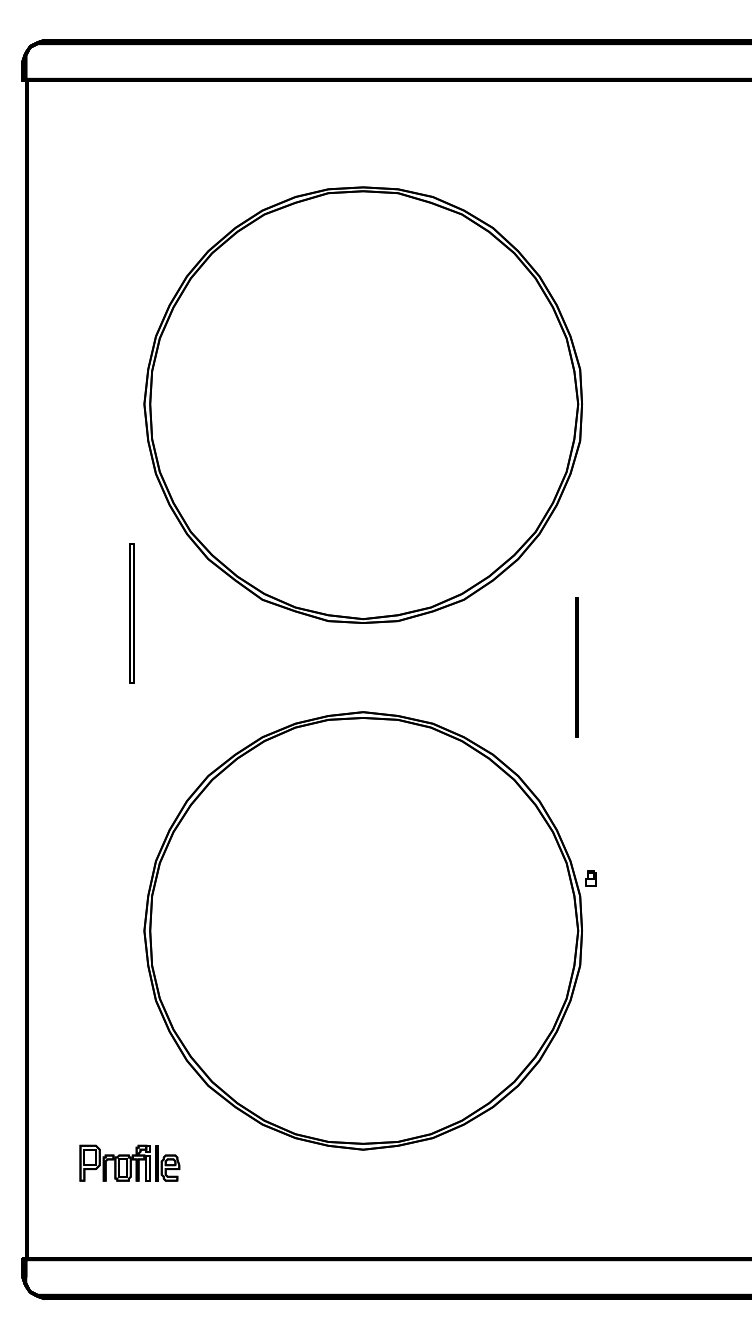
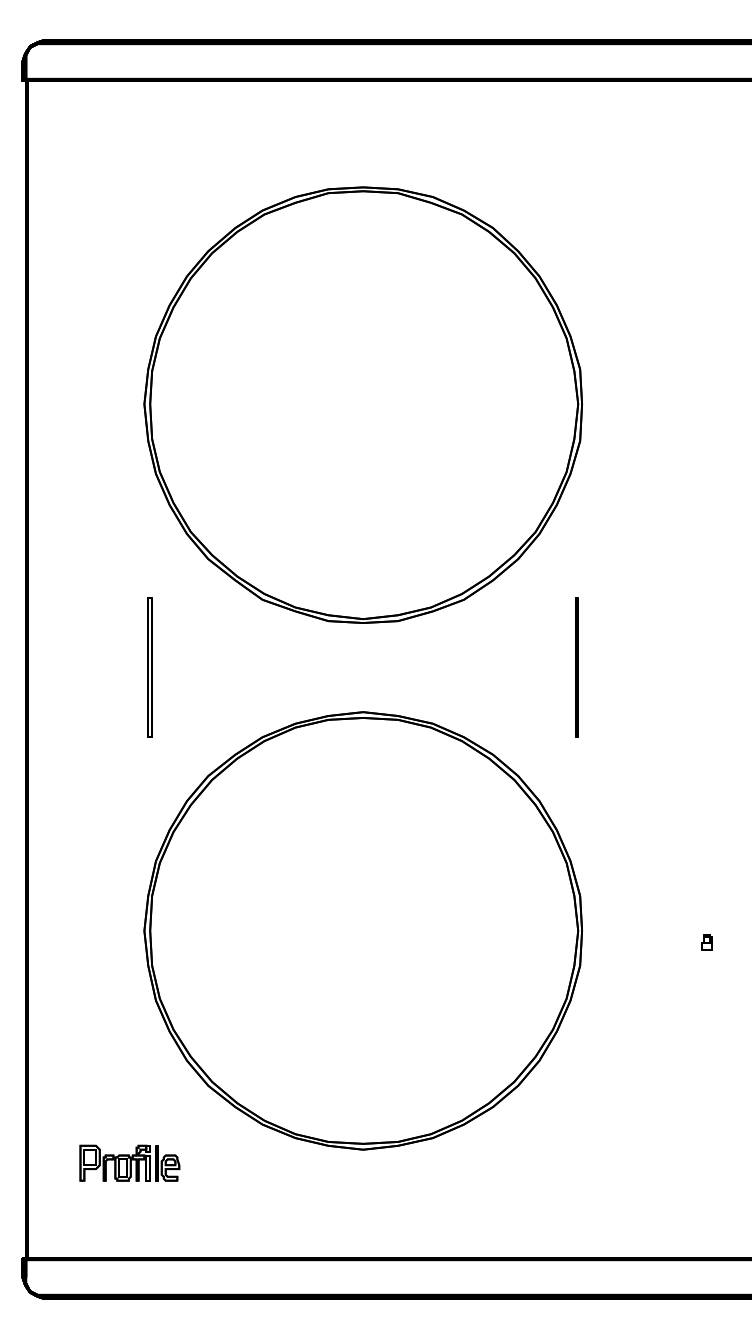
part position: (131, 613) -> (149, 667) (149, 667)
part position: (590, 878) -> (706, 942) (706, 942)
